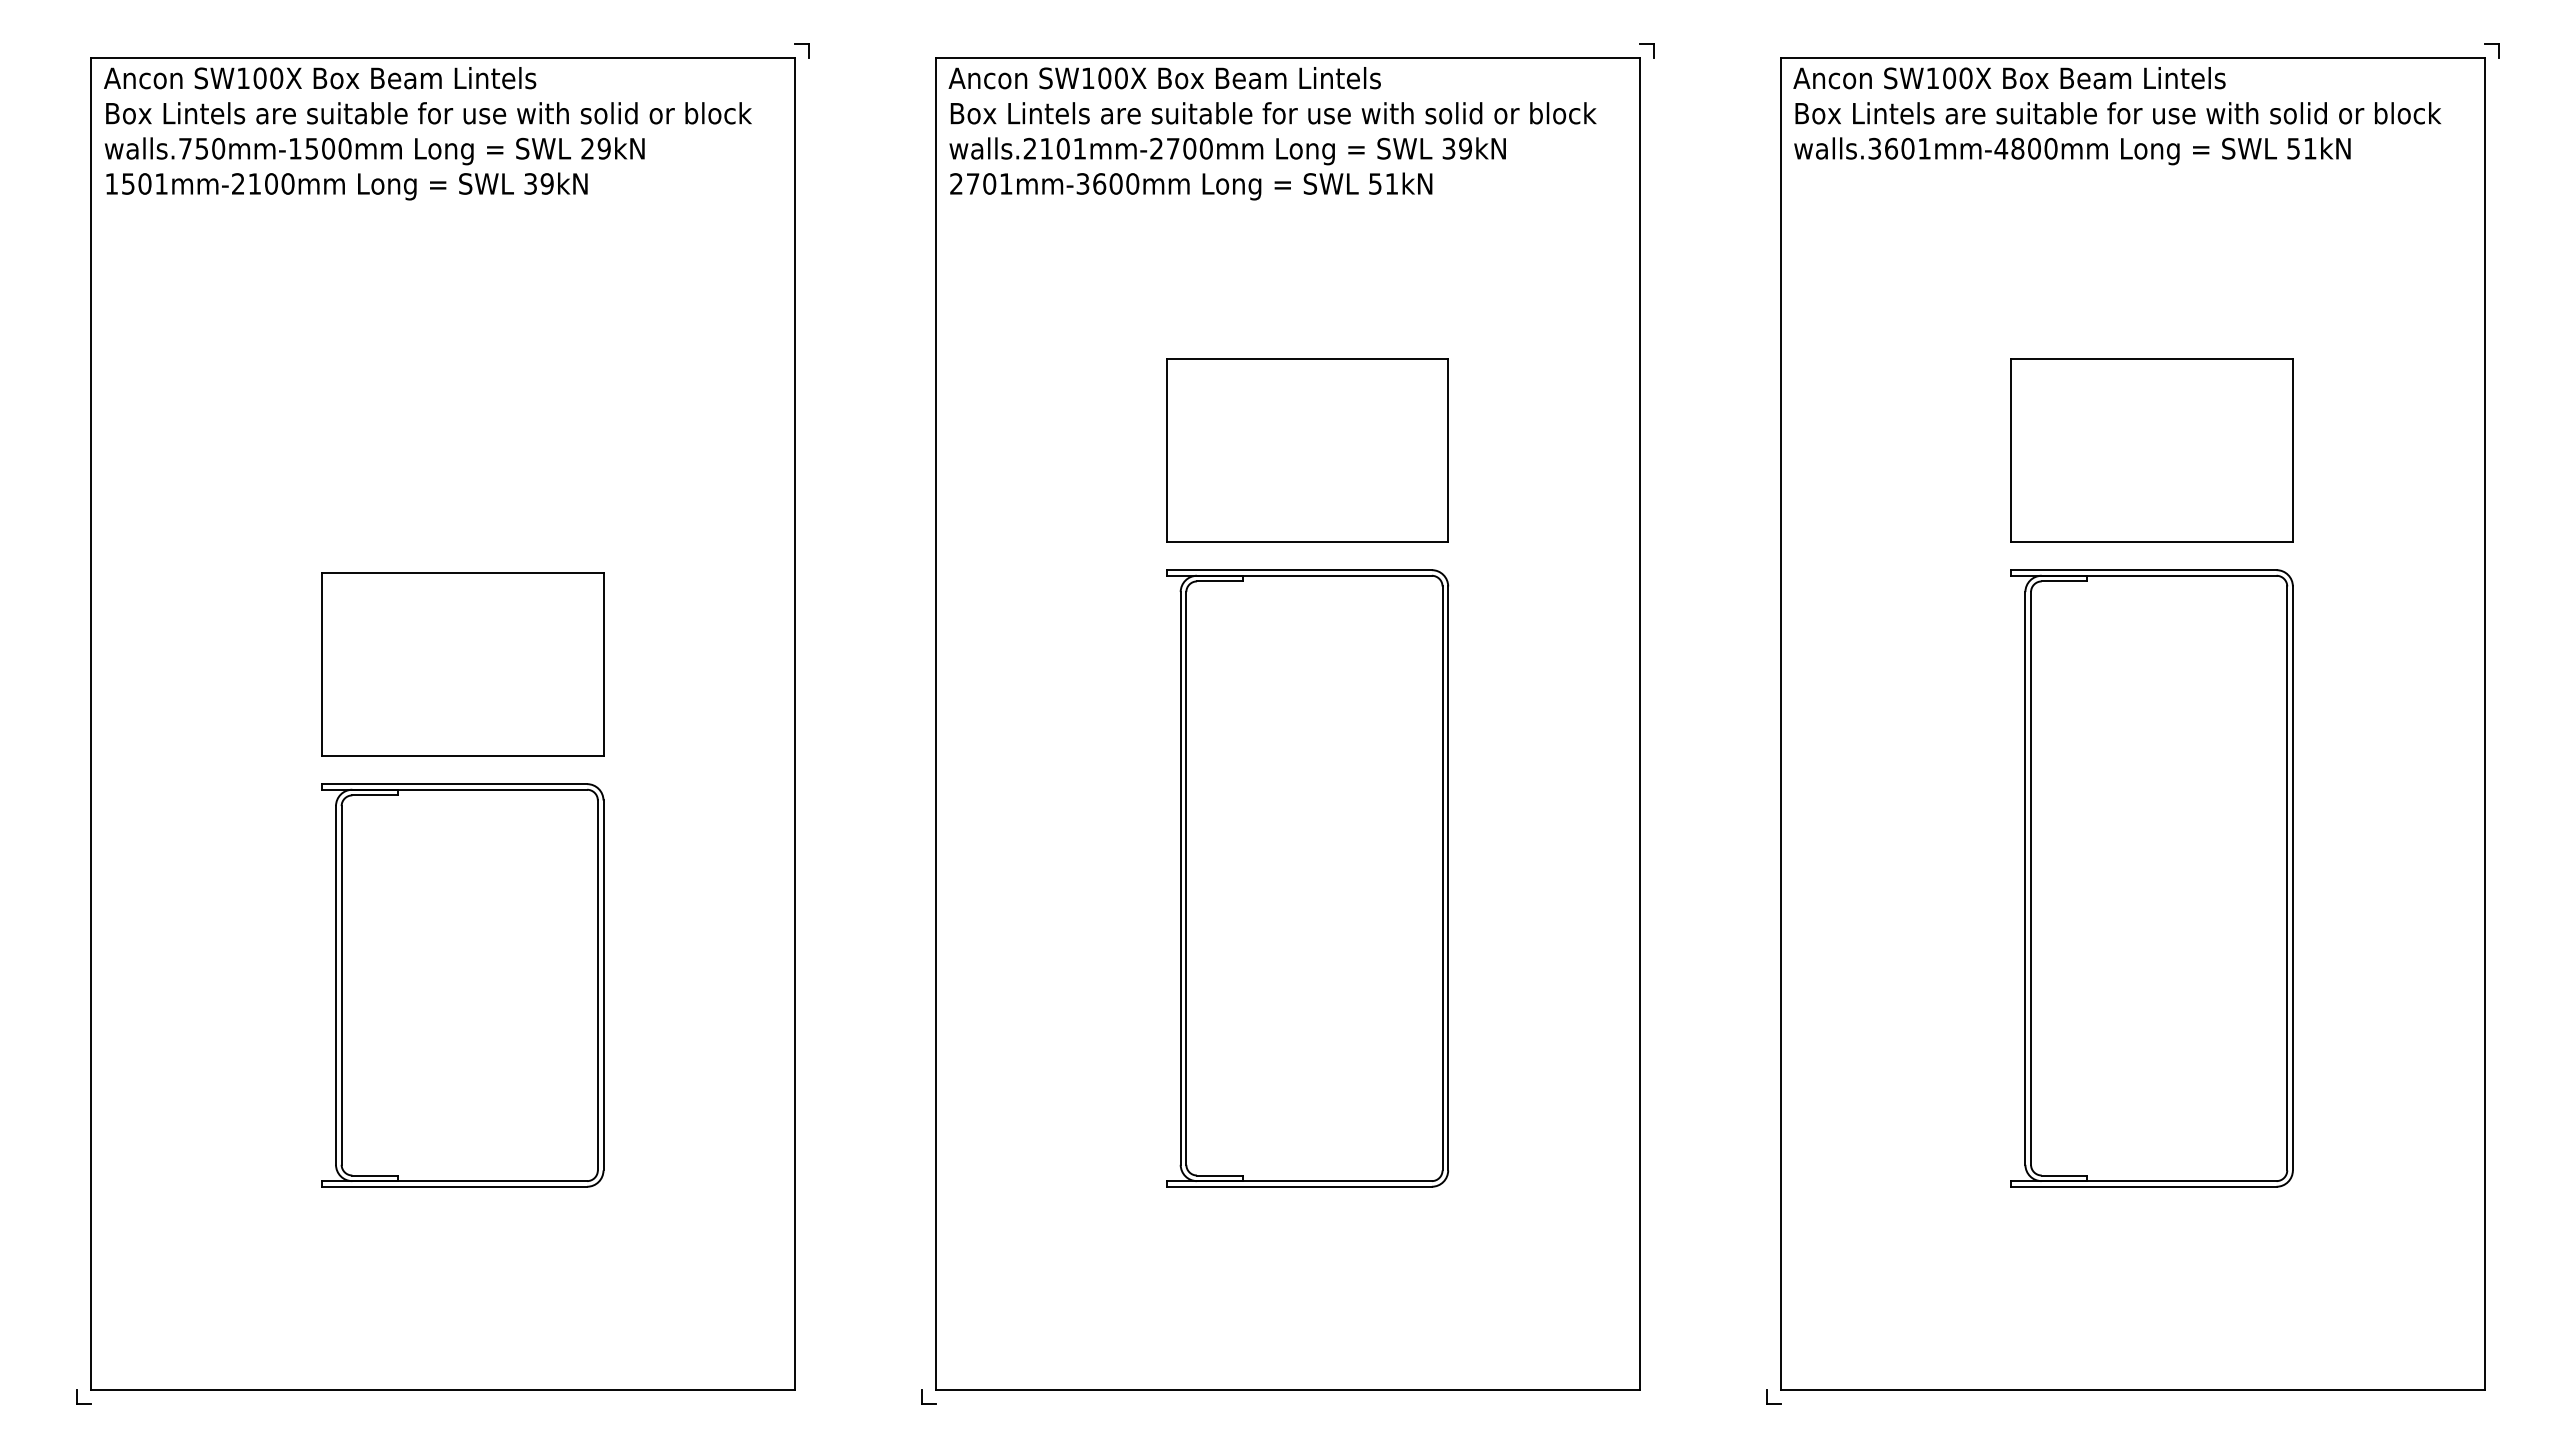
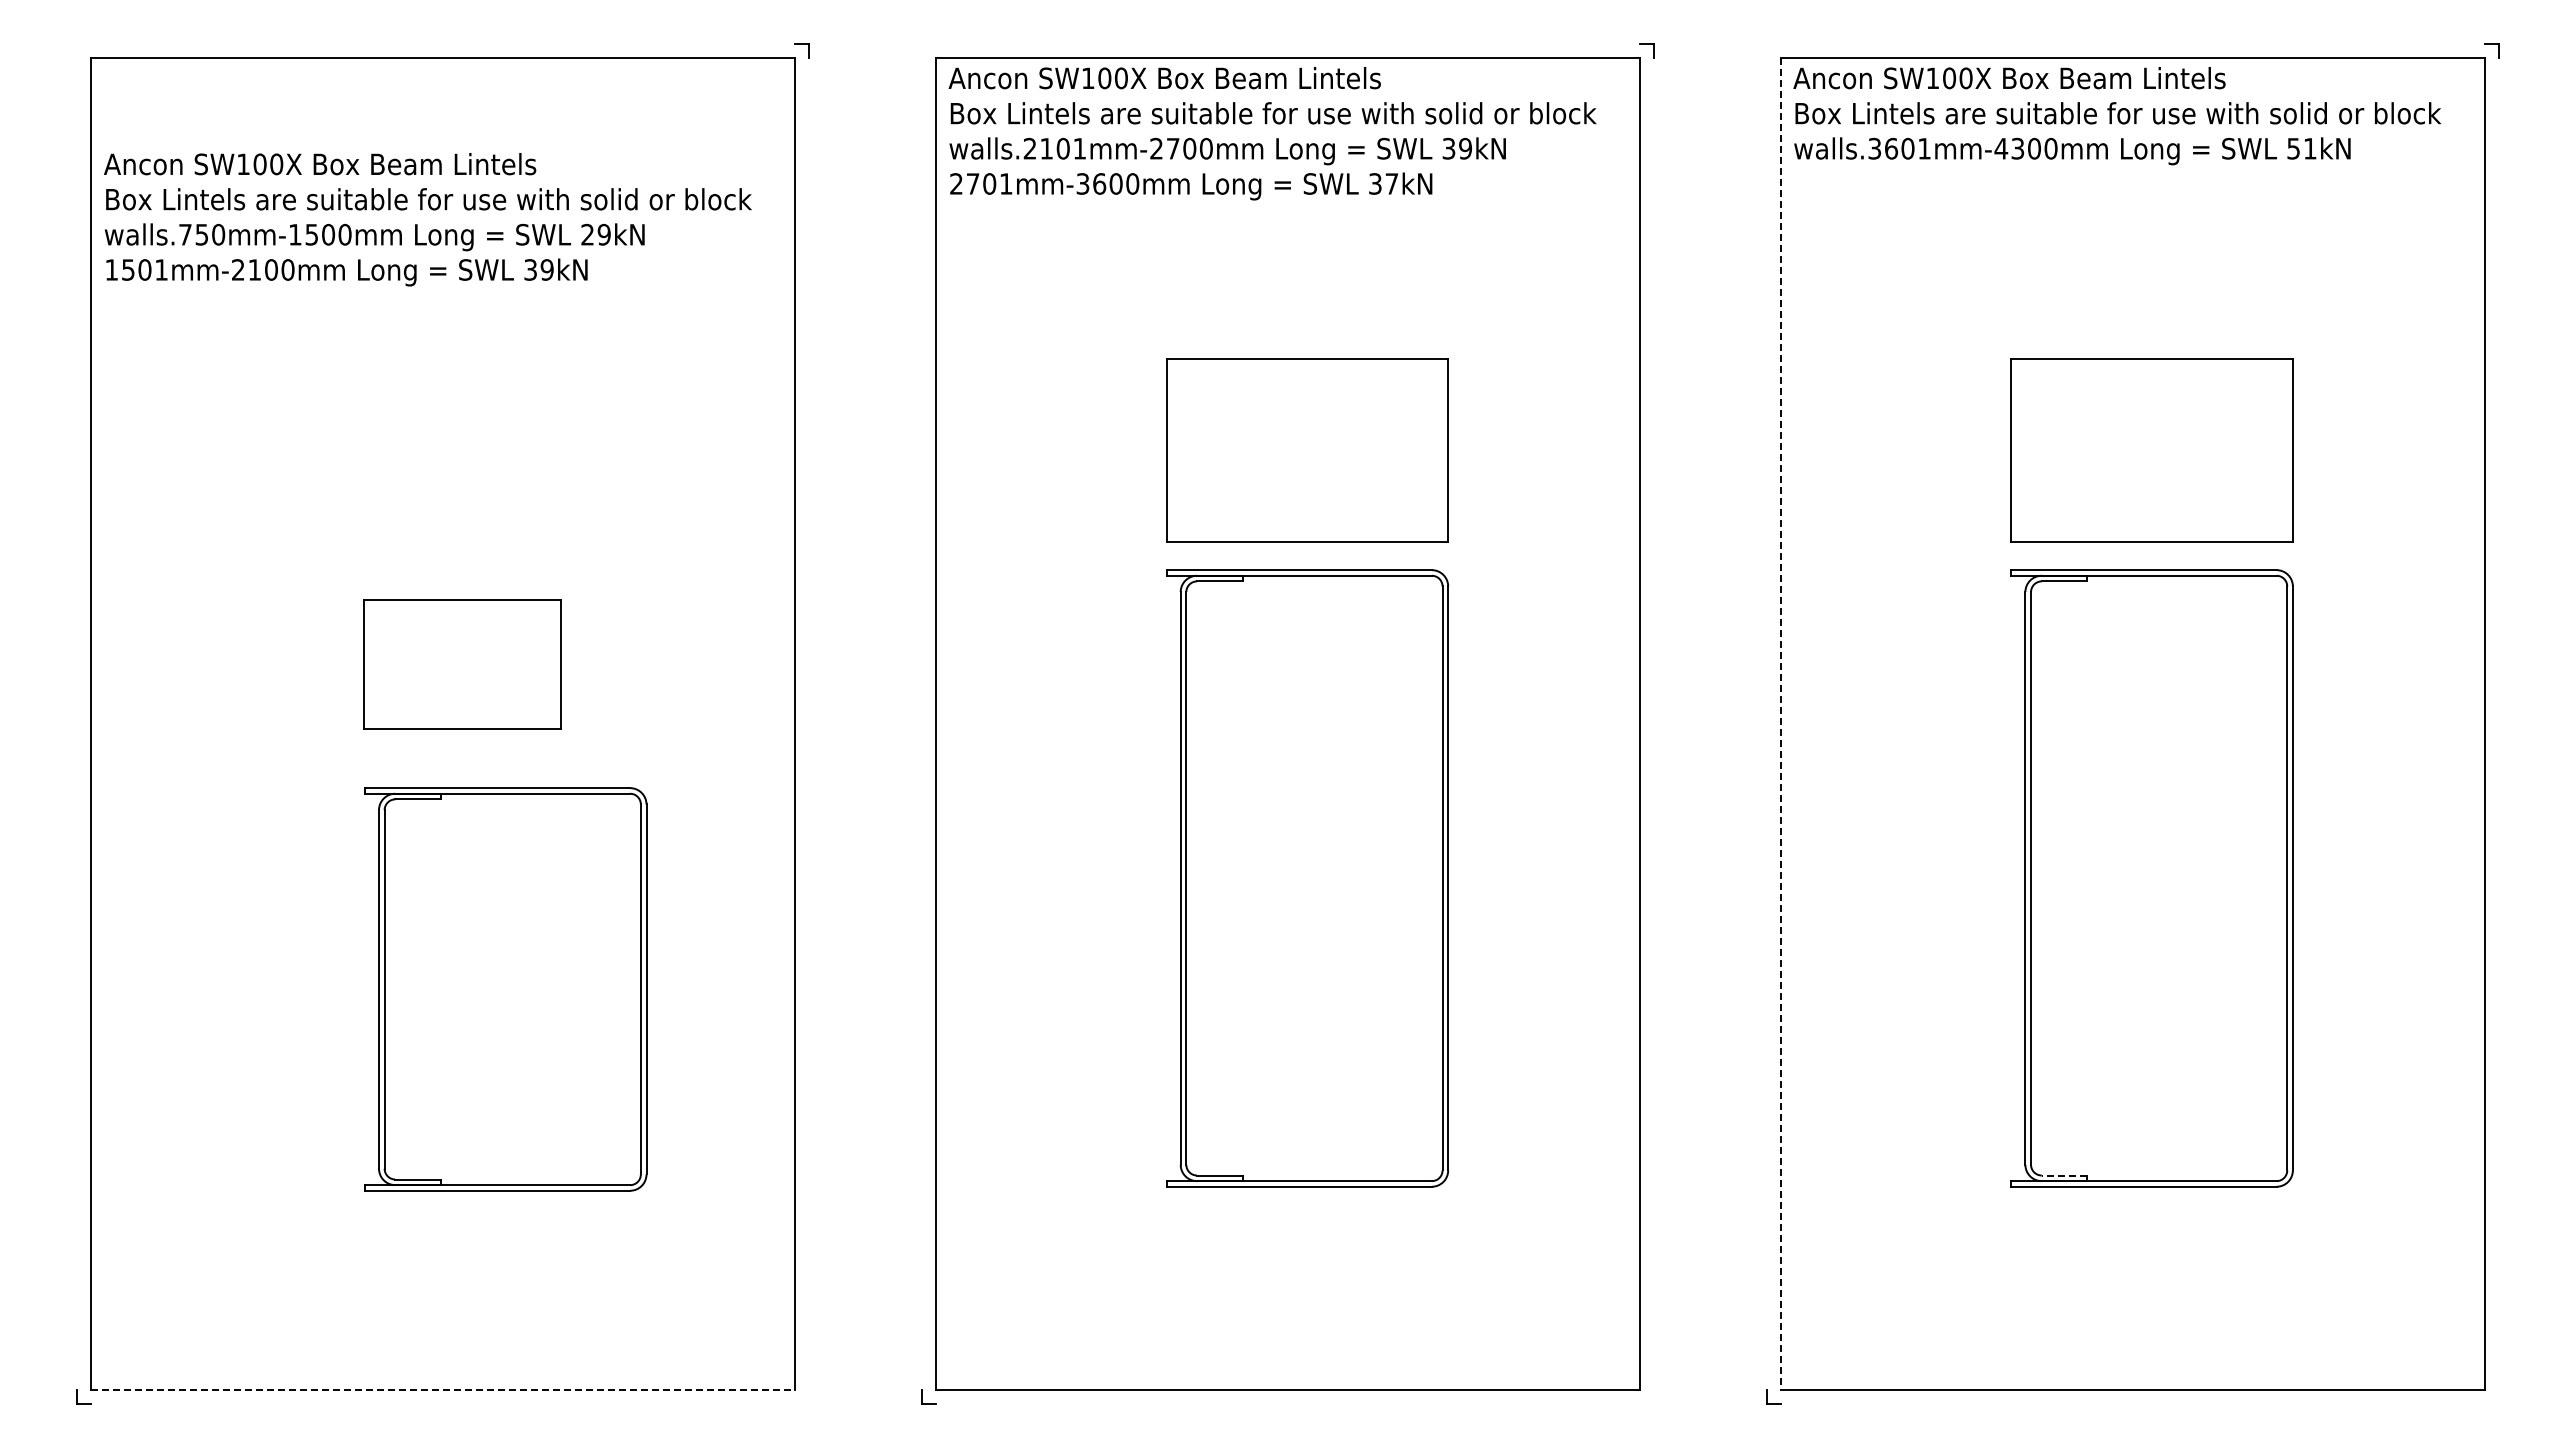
text position: (427, 133) -> (427, 219) (427, 219)
text: 3601mm-4800mm -> 3601mm-4300mm (2017, 148)
text: 51kN -> 37kN (1383, 183)
part size: 284x185 px -> 199x131 px (462, 664)
line: solid -> dashed (1780, 724)
part position: (462, 985) -> (505, 989) (505, 989)
line: solid -> dashed (2064, 1175)
line: solid -> dashed (443, 1390)
